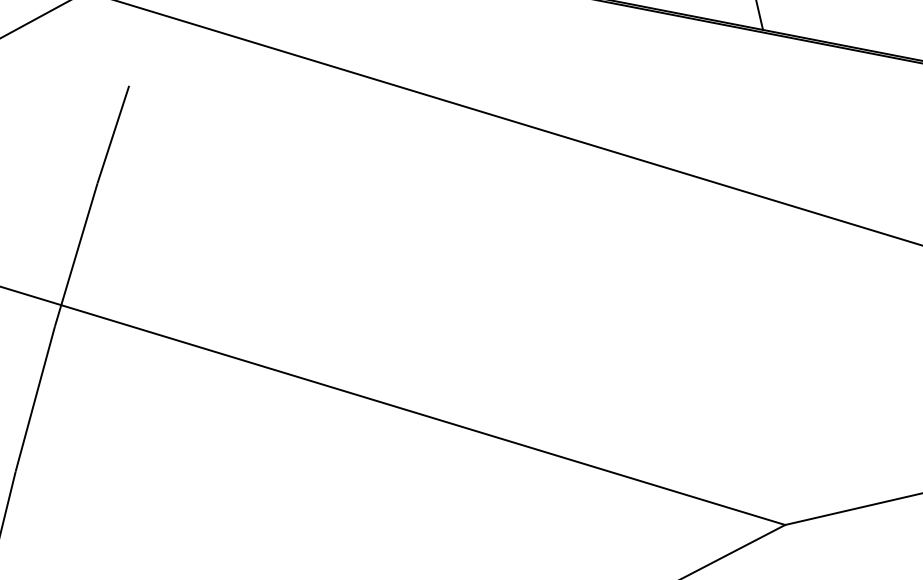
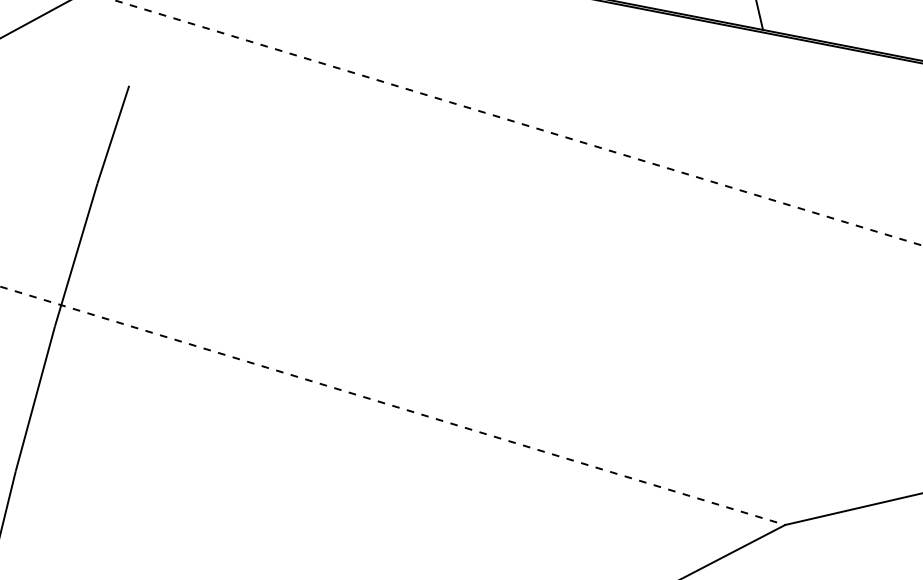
line: solid -> dashed (518, 122)
line: solid -> dashed (392, 405)
